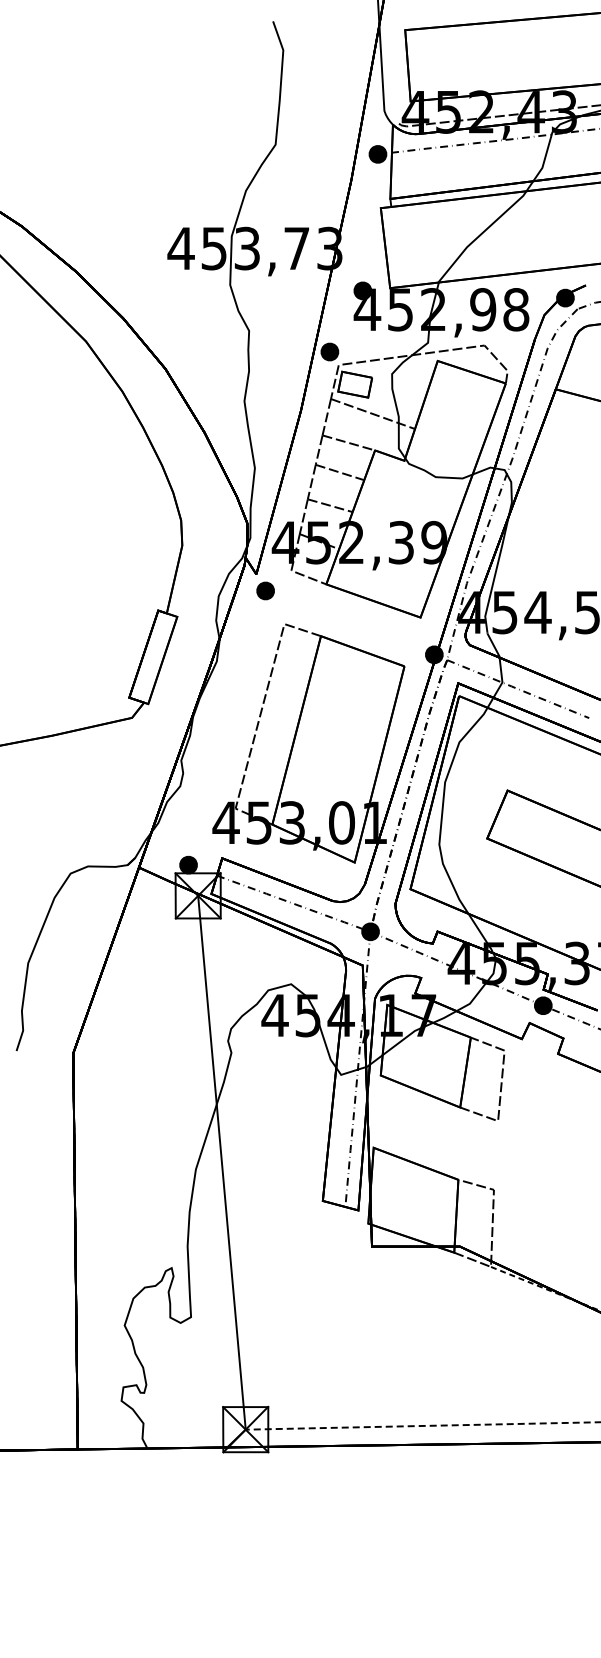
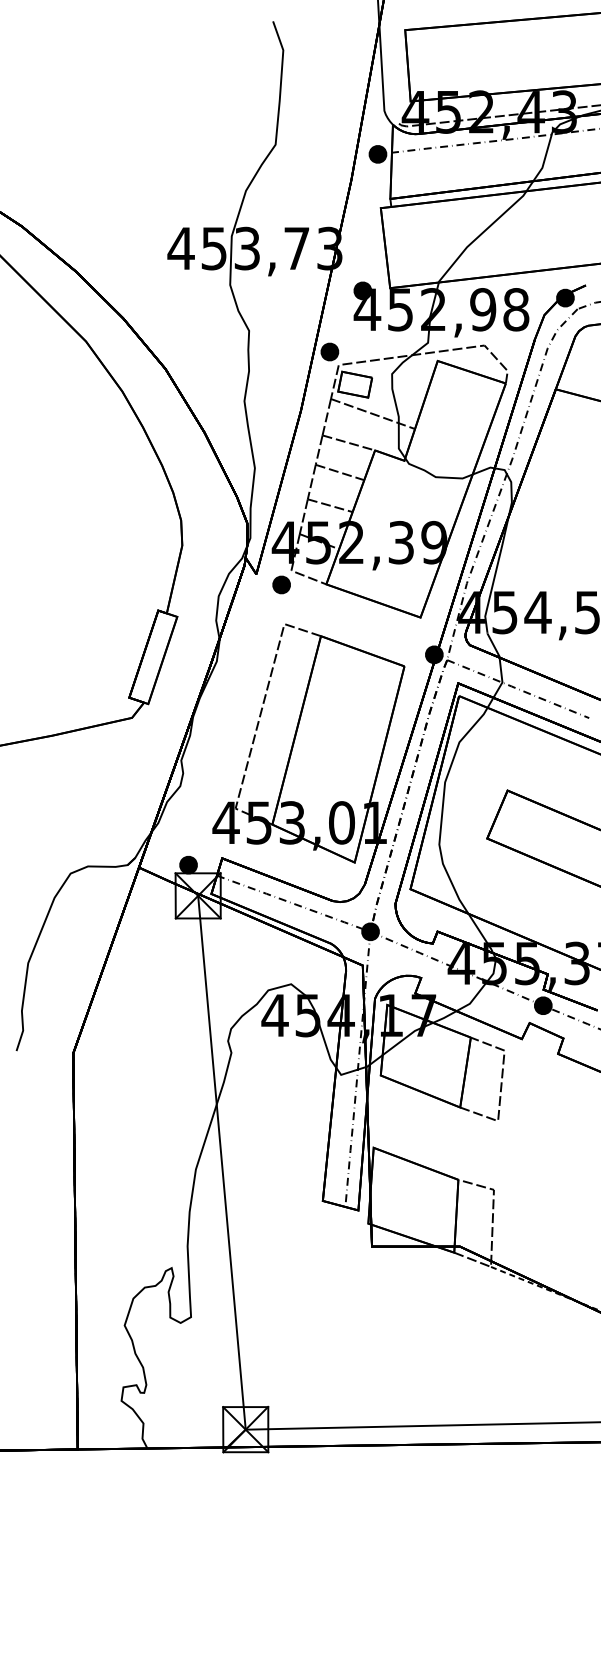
part position: (265, 590) -> (281, 584) (281, 584)
line: dashed -> solid (422, 1425)
